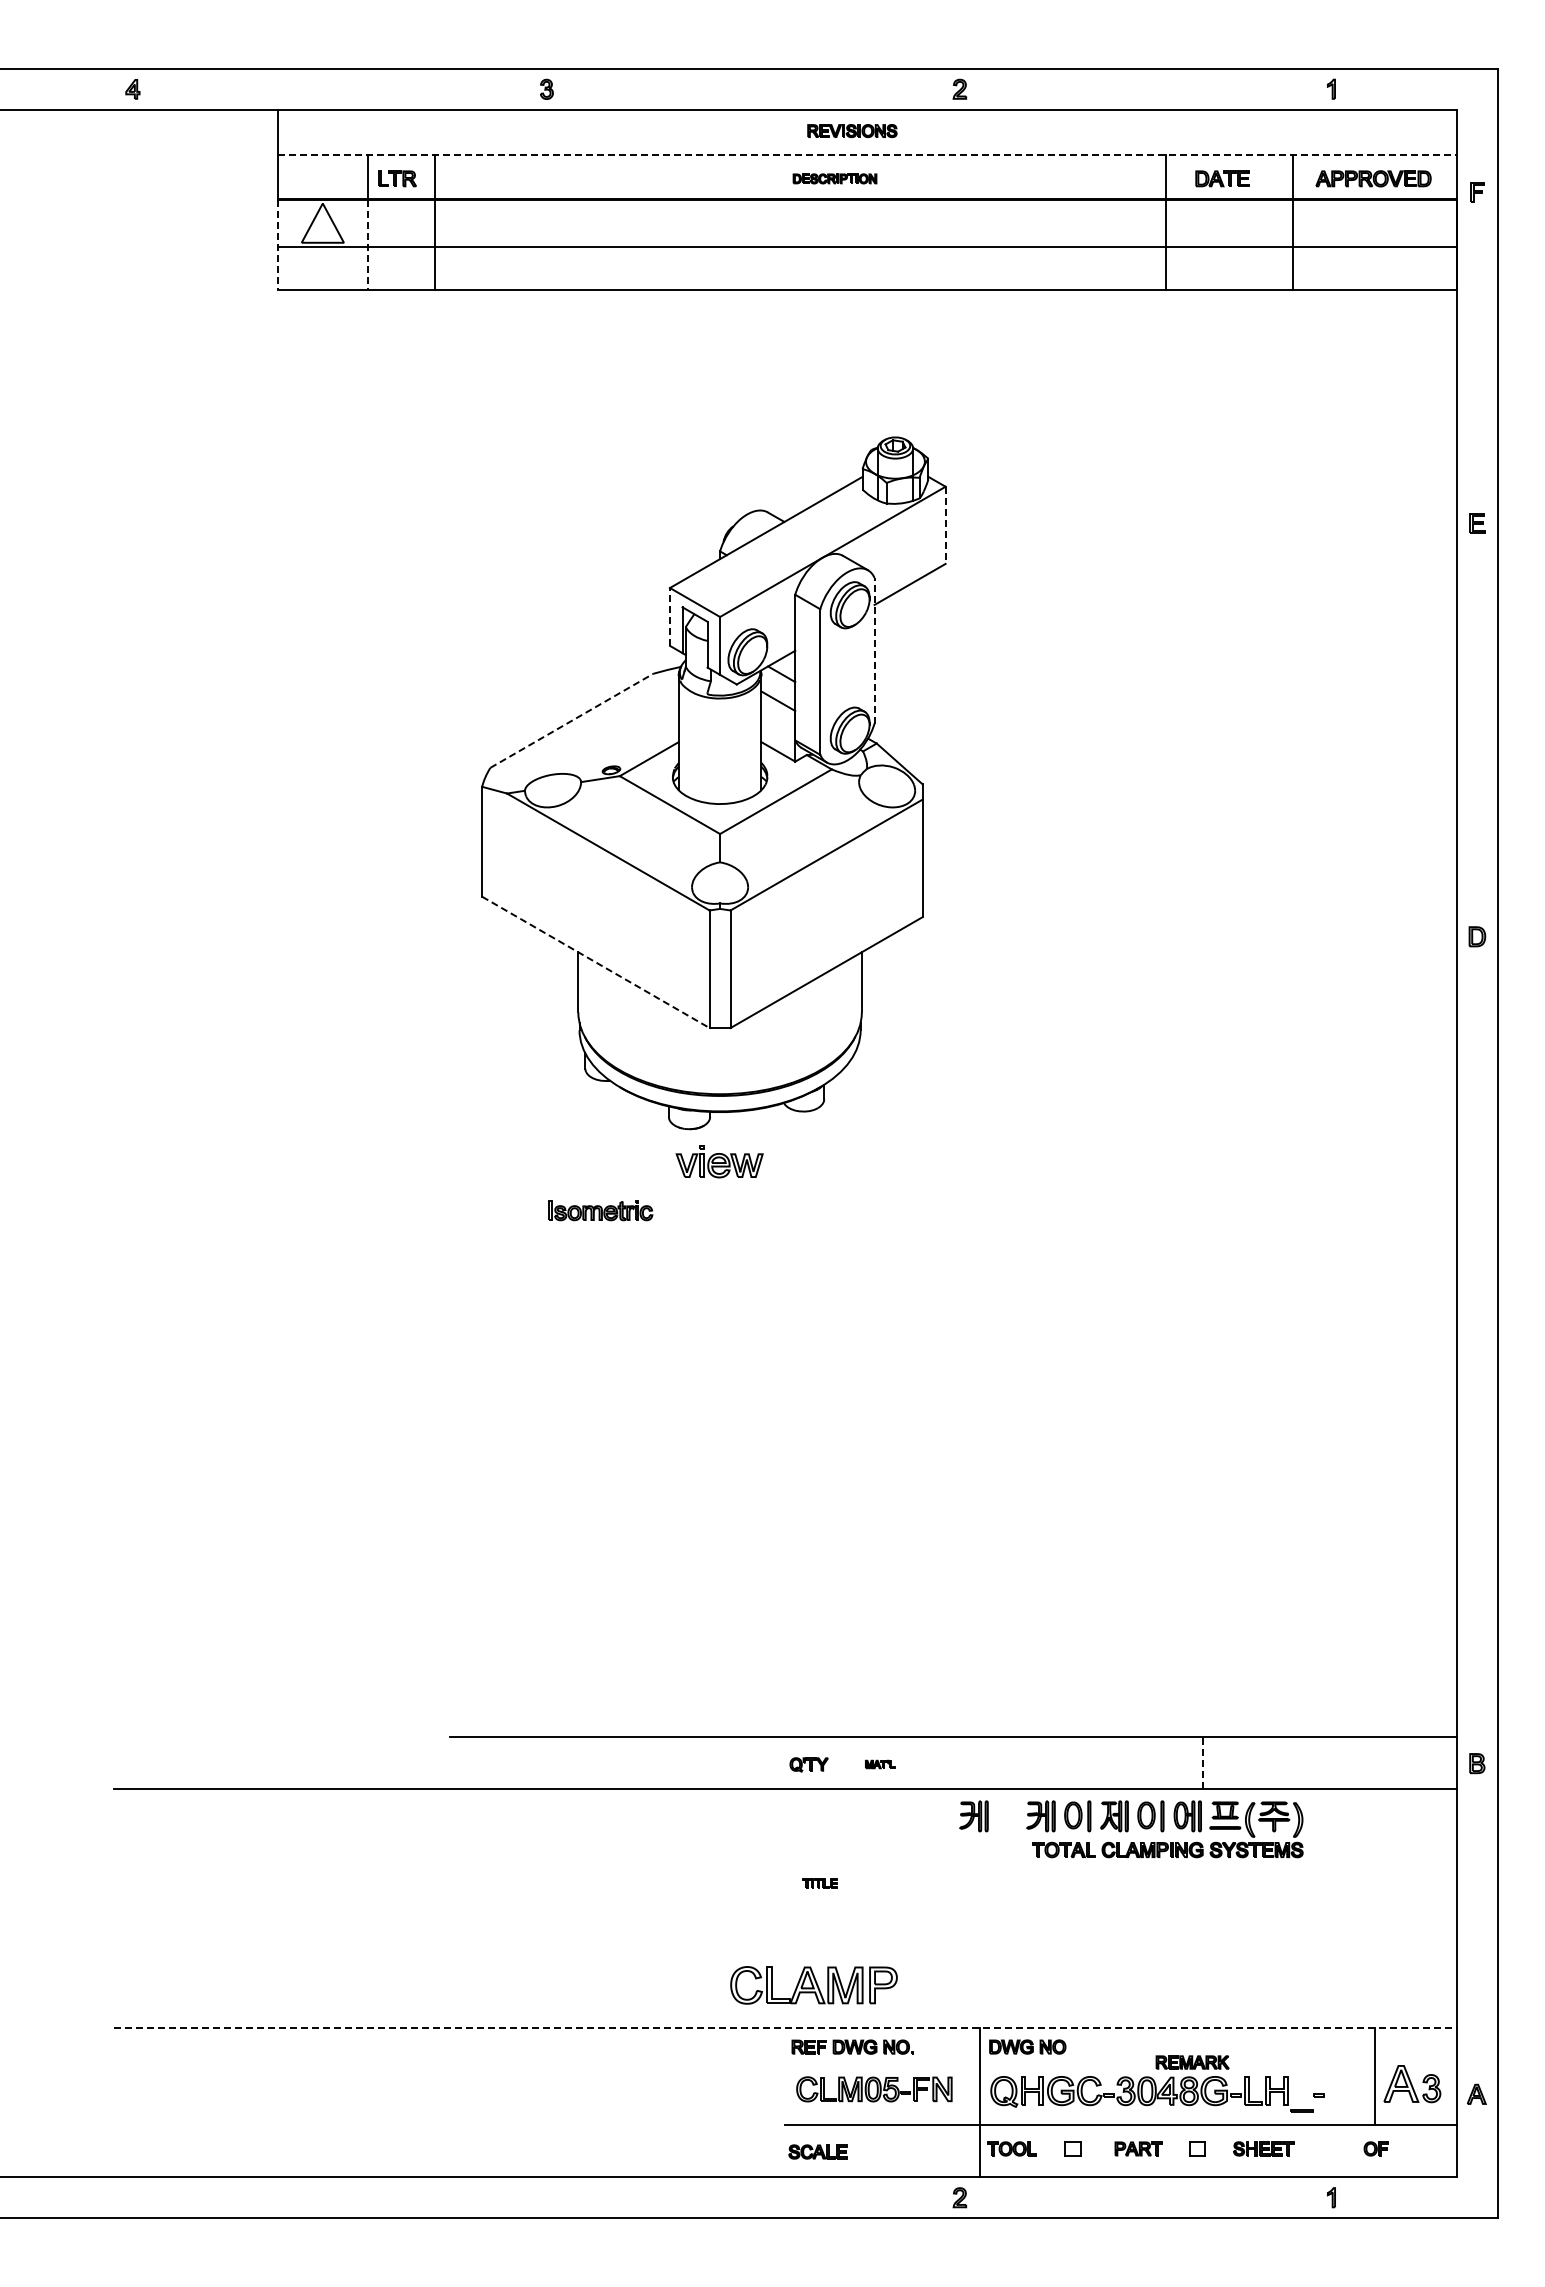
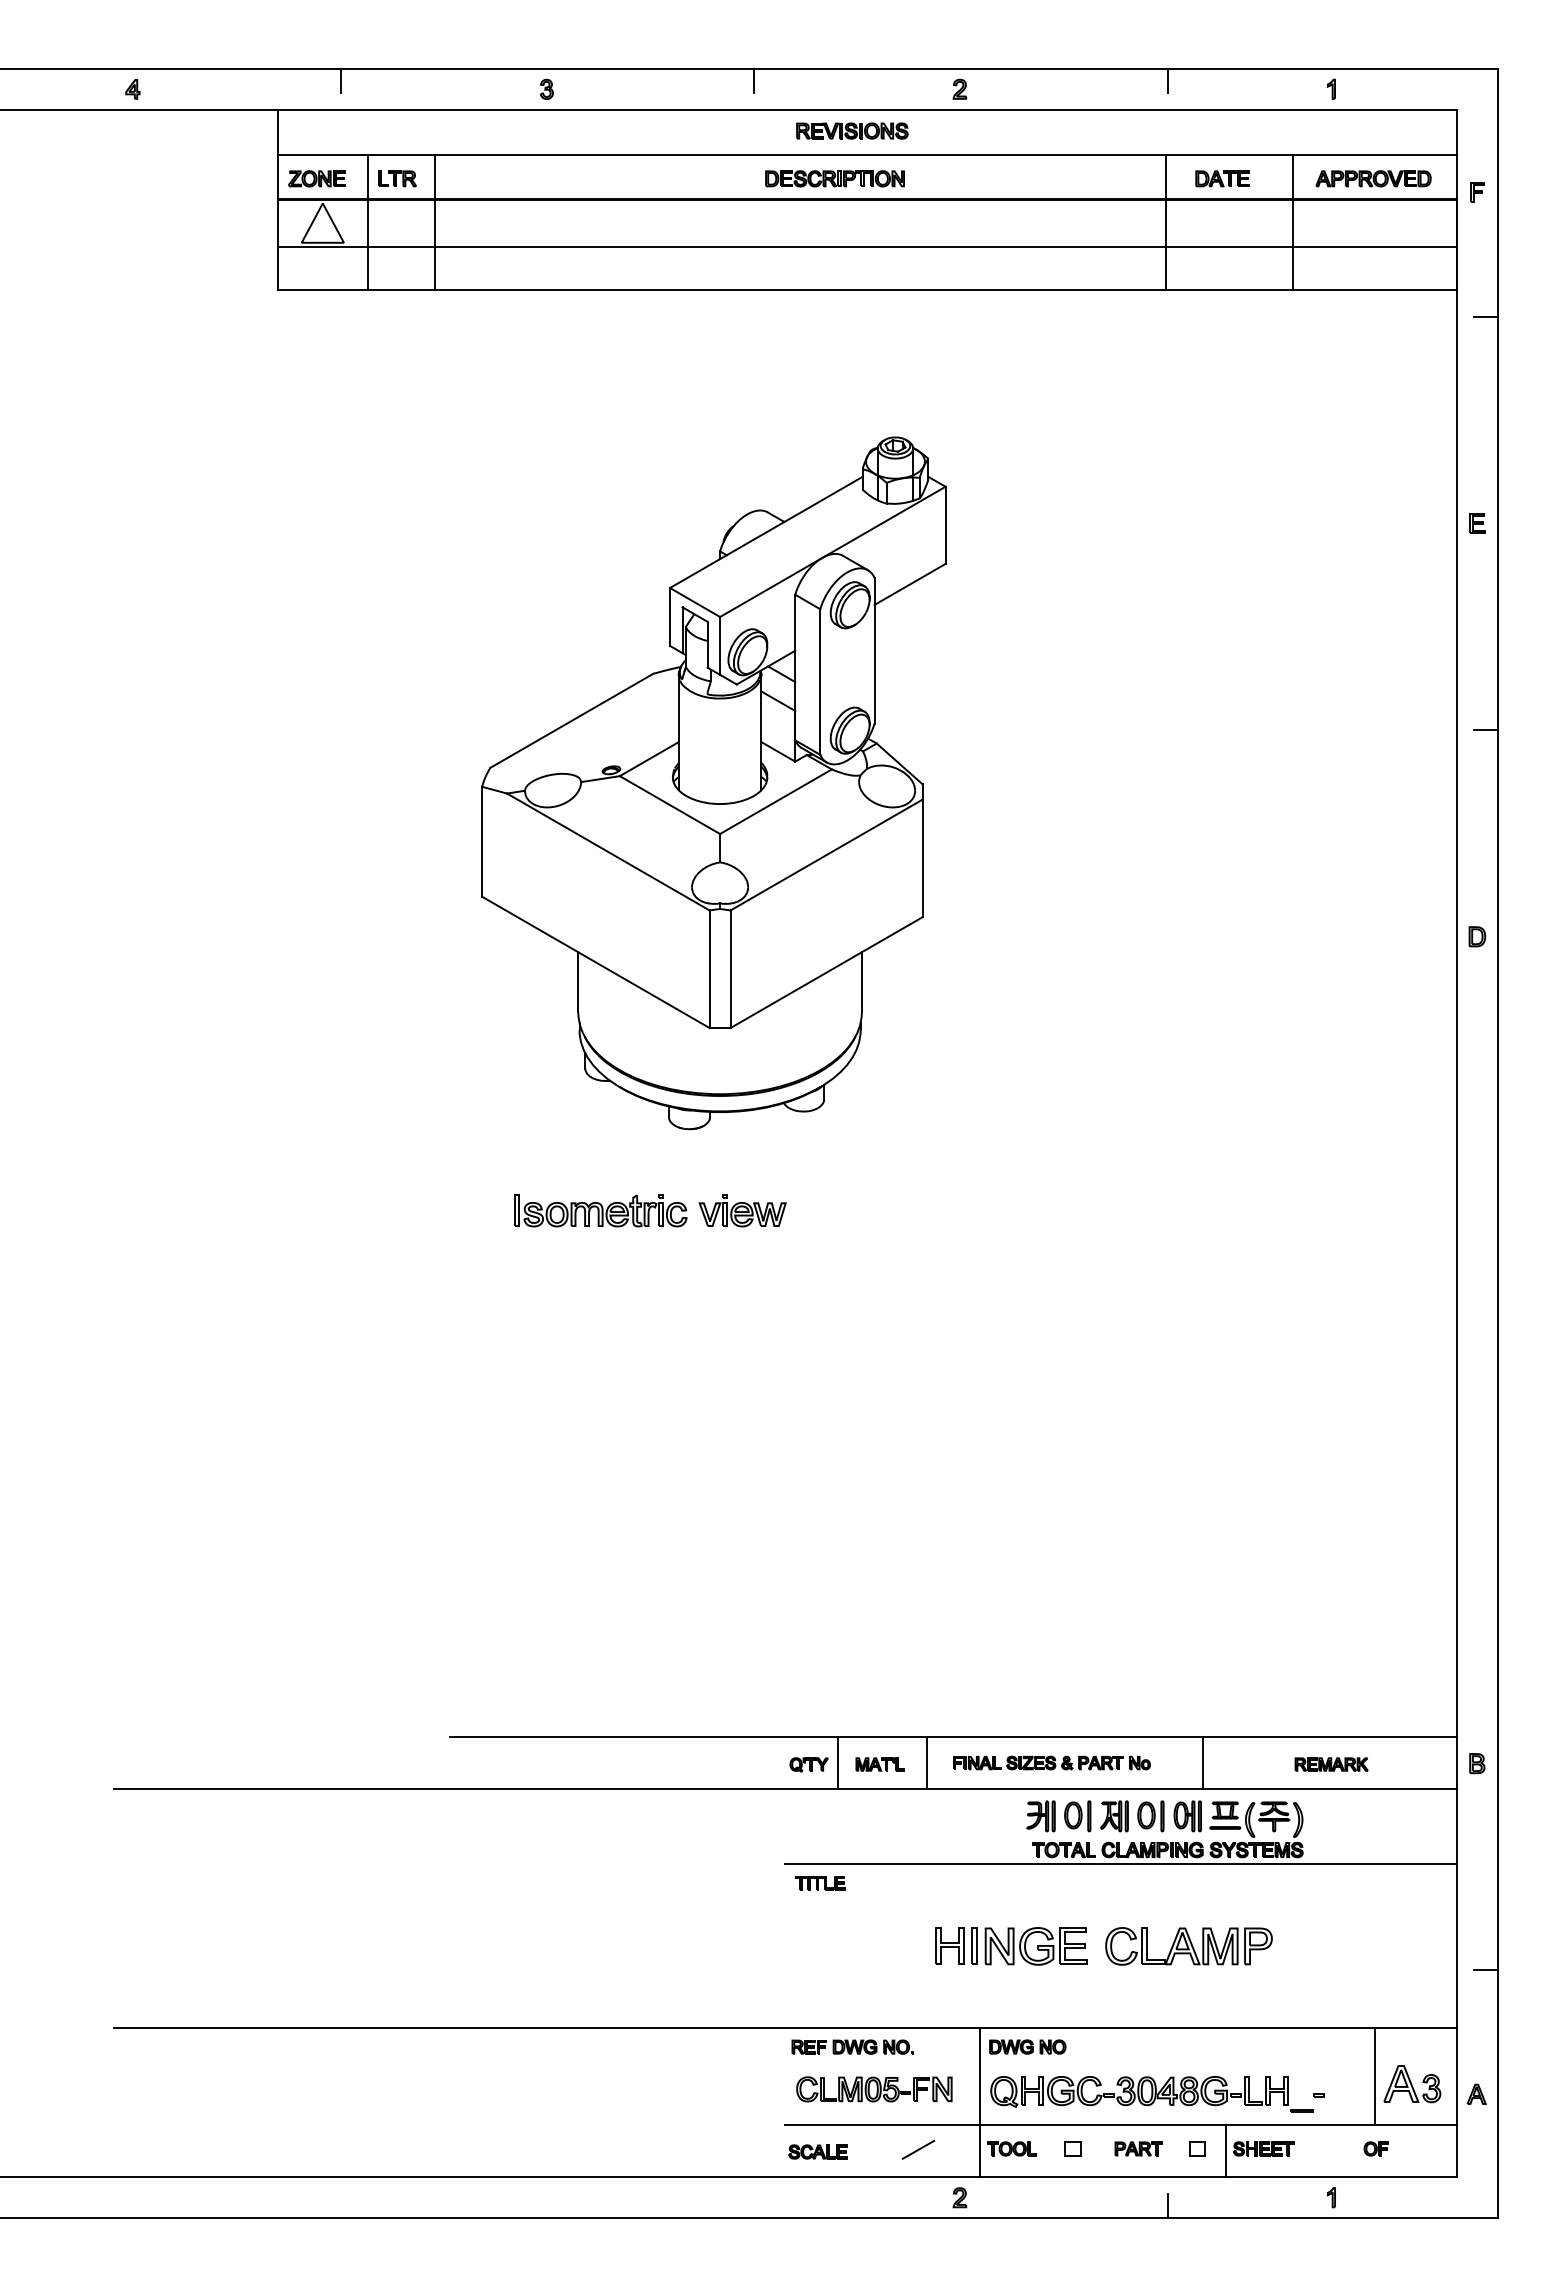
line: none -> present (340, 80)
line: none -> present (754, 80)
line: none -> present (1167, 80)
part size: 91x15 px -> 113x18 px (852, 130)
line: dashed -> solid (868, 154)
part: none -> present (316, 178)
part size: 86x12 px -> 140x18 px (834, 178)
line: dashed -> solid (278, 245)
line: dashed -> solid (367, 245)
line: none -> present (1485, 316)
line: dashed -> solid (945, 525)
line: dashed -> solid (670, 616)
line: dashed -> solid (874, 650)
line: dashed -> solid (572, 720)
line: none -> present (1485, 730)
line: dashed -> solid (596, 962)
part position: (719, 1161) -> (742, 1210) (742, 1210)
part size: 106x22 px -> 174x34 px (600, 1210)
line: none -> present (837, 1762)
line: none -> present (927, 1762)
part: none -> present (1051, 1762)
line: dashed -> solid (1203, 1762)
part size: 31x11 px -> 50x15 px (879, 1764)
part: present -> none (973, 1816)
line: none -> present (1121, 1863)
part size: 36x11 px -> 51x15 px (820, 1883)
part: none -> present (1011, 1946)
line: none -> present (1485, 1970)
part position: (813, 1985) -> (1188, 1946) (1188, 1946)
line: dashed -> solid (785, 2027)
part position: (1192, 2062) -> (1331, 1764) (1331, 1764)
line: none -> present (918, 2149)
line: none -> present (1225, 2150)
line: none -> present (1167, 2205)
